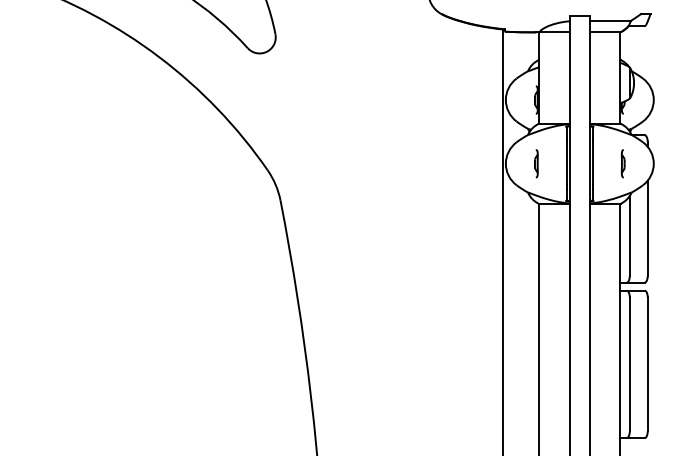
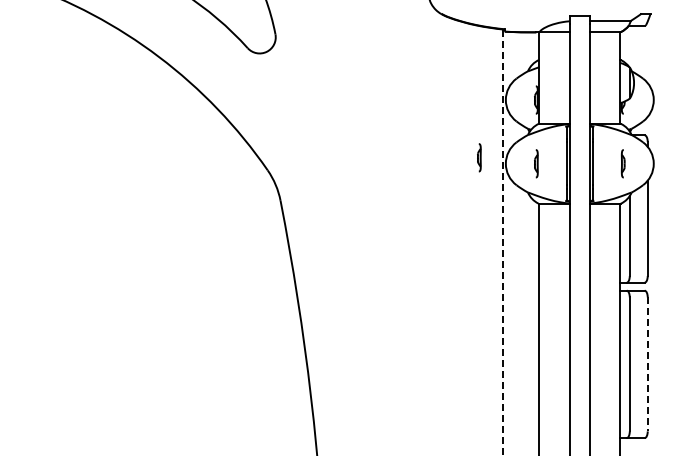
line: none -> present (479, 157)
line: solid -> dashed (503, 242)
line: solid -> dashed (647, 364)
